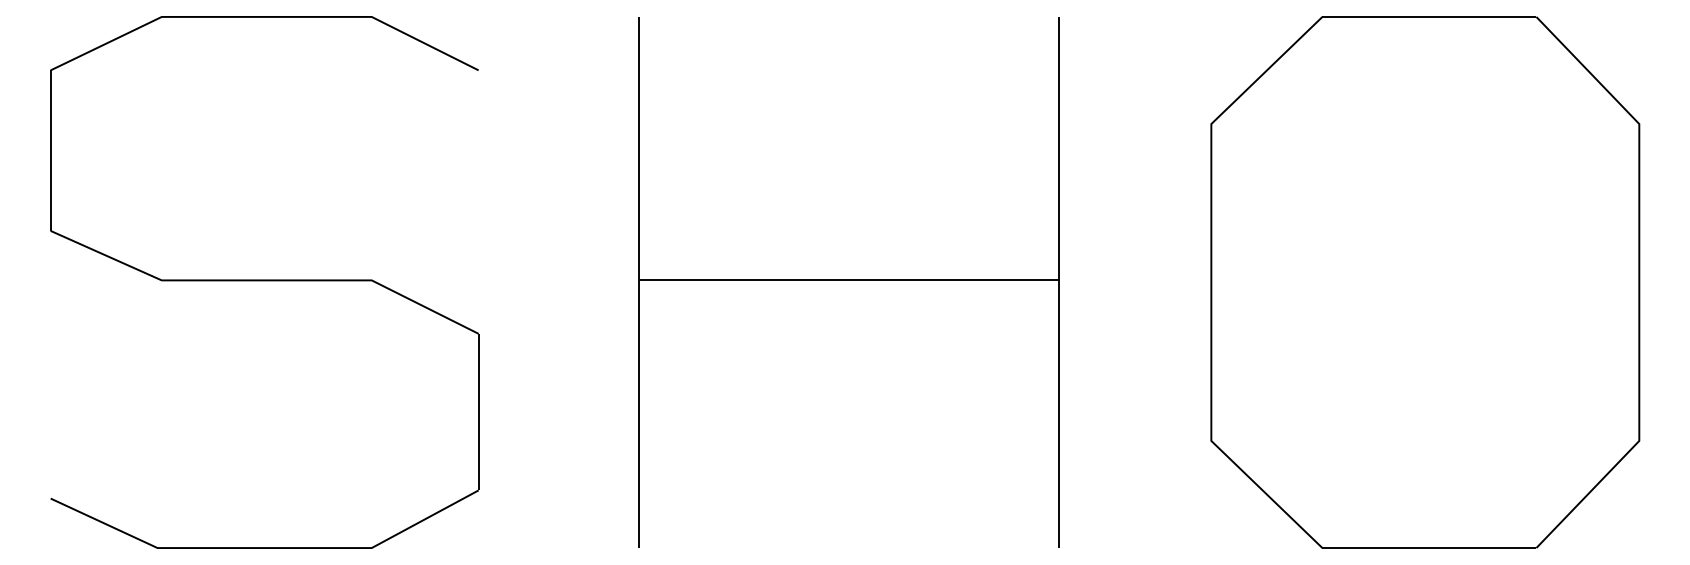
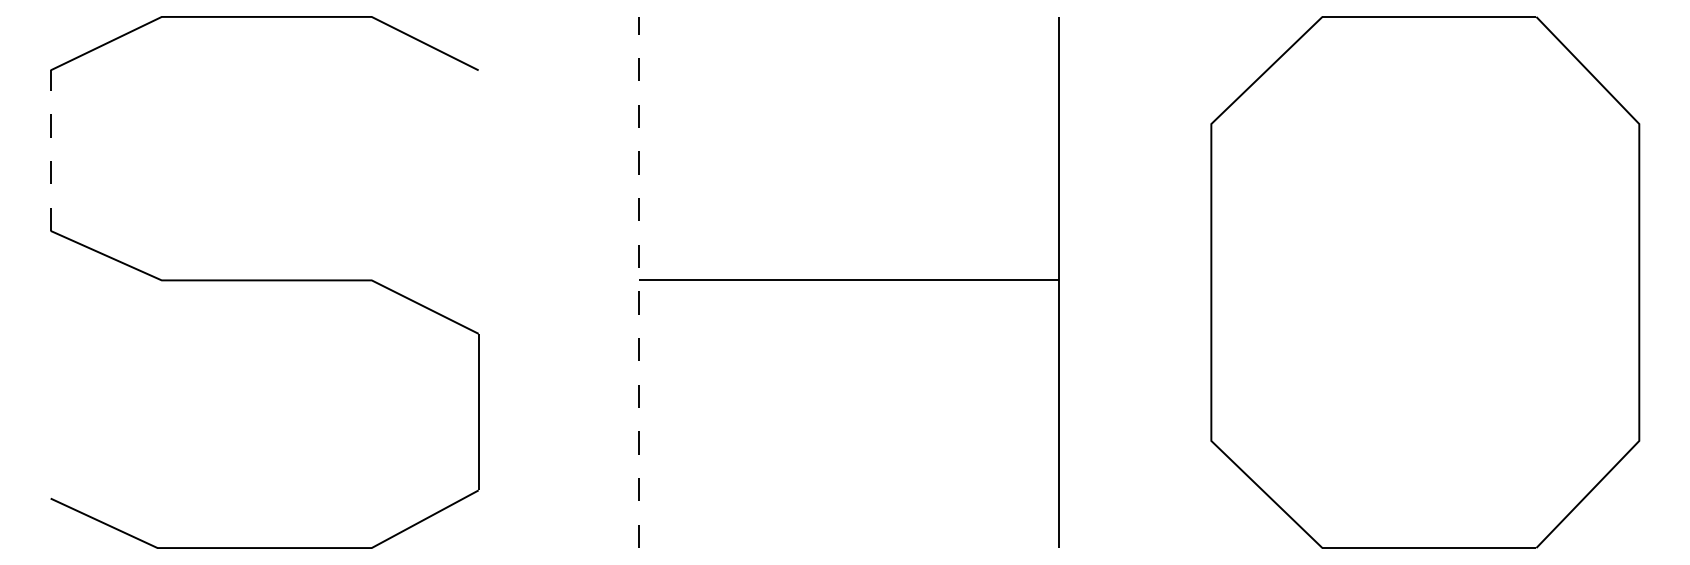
line: solid -> dashed (50, 150)
line: solid -> dashed (639, 282)
